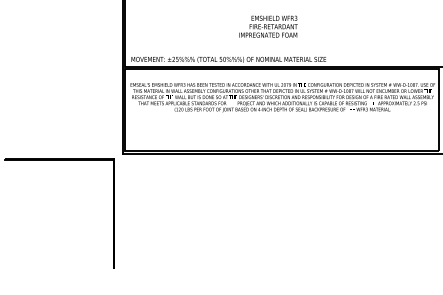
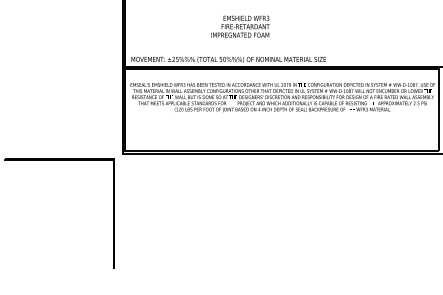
text position: (268, 26) -> (240, 26) (240, 26)
